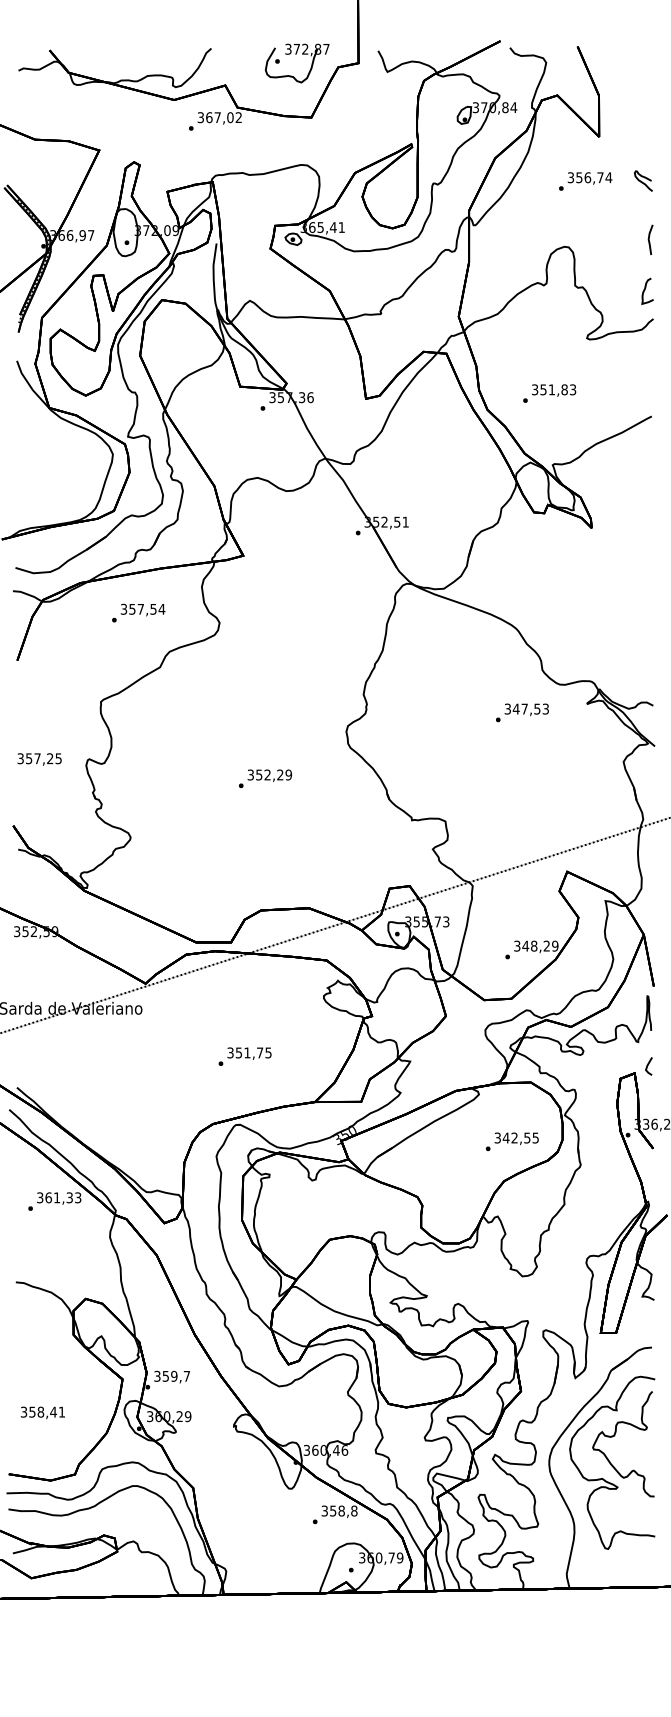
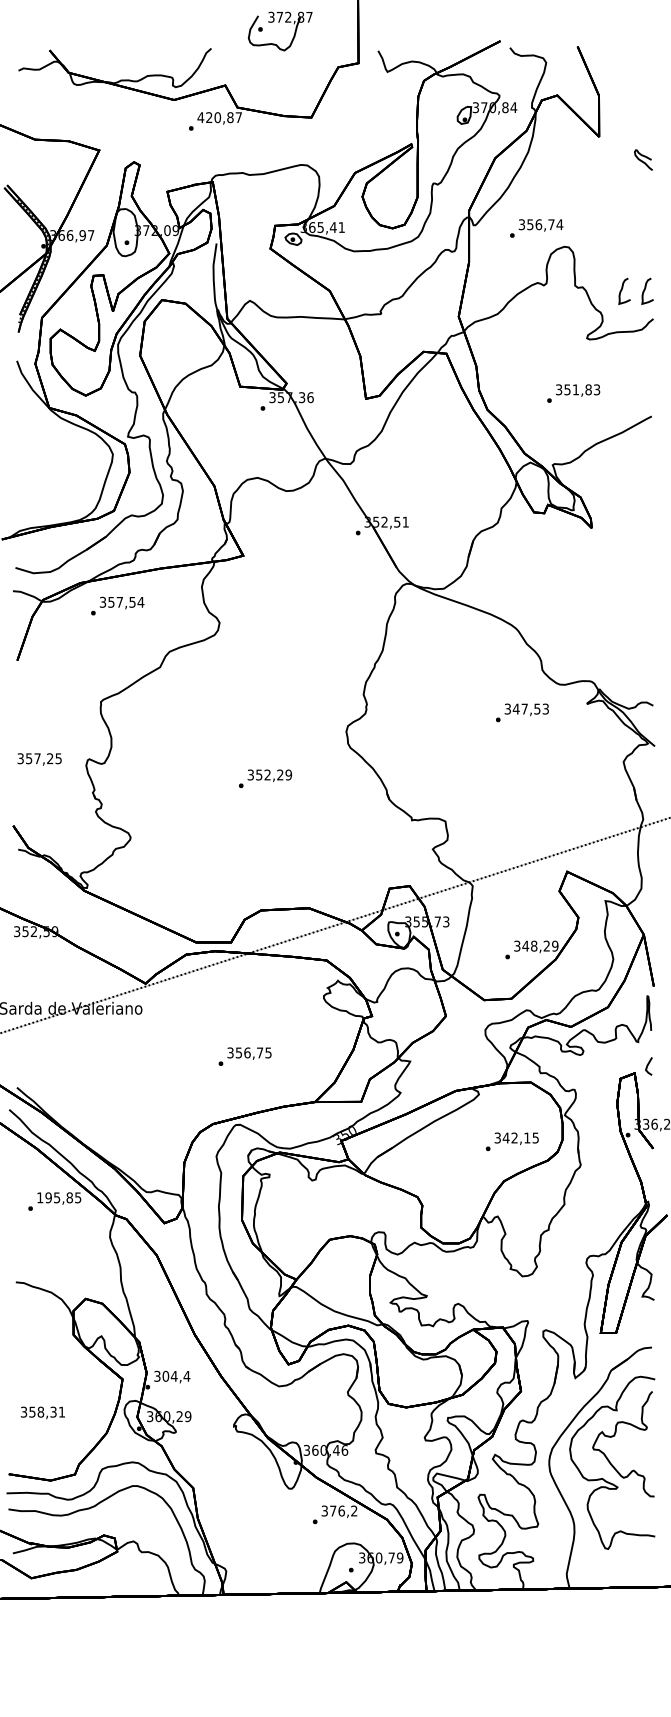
part position: (296, 54) -> (279, 22) (279, 22)
text: 367,02 -> 420,87 (219, 117)
text position: (585, 181) -> (536, 228) (536, 228)
curve position: (642, 181) -> (642, 160) (642, 160)
line: present -> none (649, 239)
curve: none -> present (622, 290)
text position: (549, 393) -> (573, 393) (573, 393)
text position: (138, 612) -> (117, 605) (117, 605)
text: 351,75 -> 356,75 (247, 1052)
text: 342,55 -> 342,15 (527, 1137)
text: 361,33 -> 195,85 (59, 1197)
text: 359,7 -> 304,4 (176, 1375)
text: 358,41 -> 358,31 (53, 1411)
text: 358,8 -> 376,2 (343, 1510)
